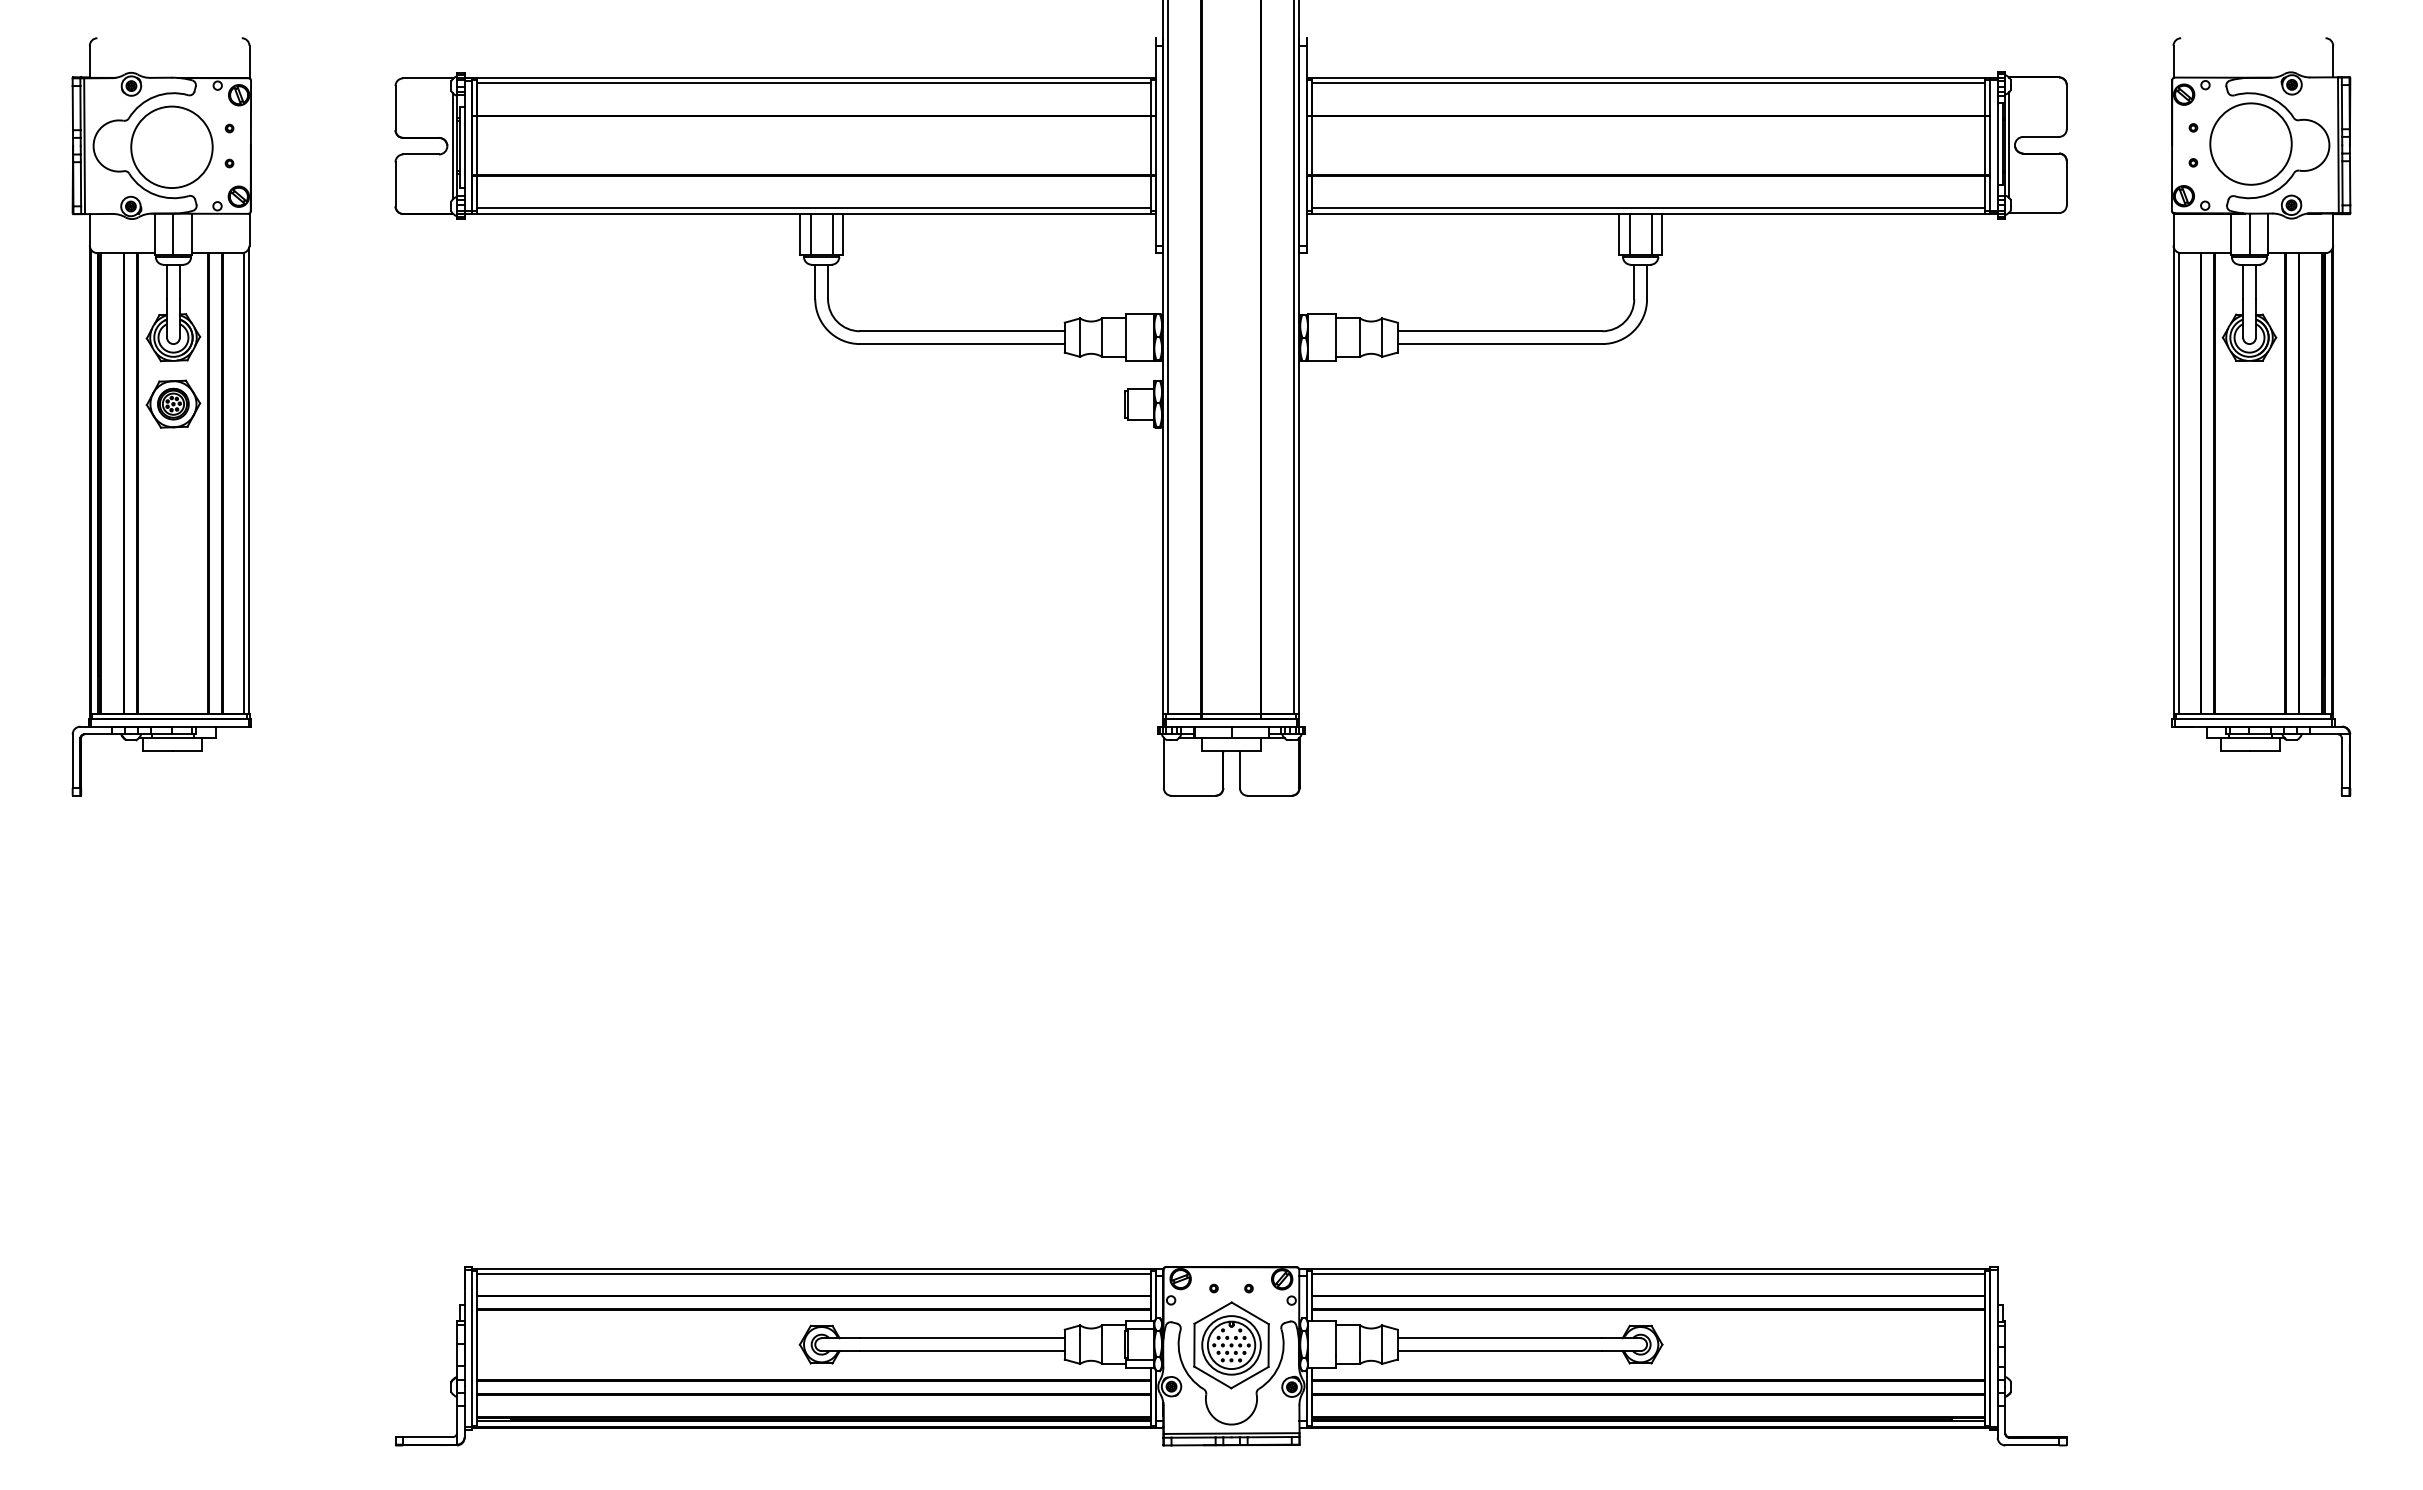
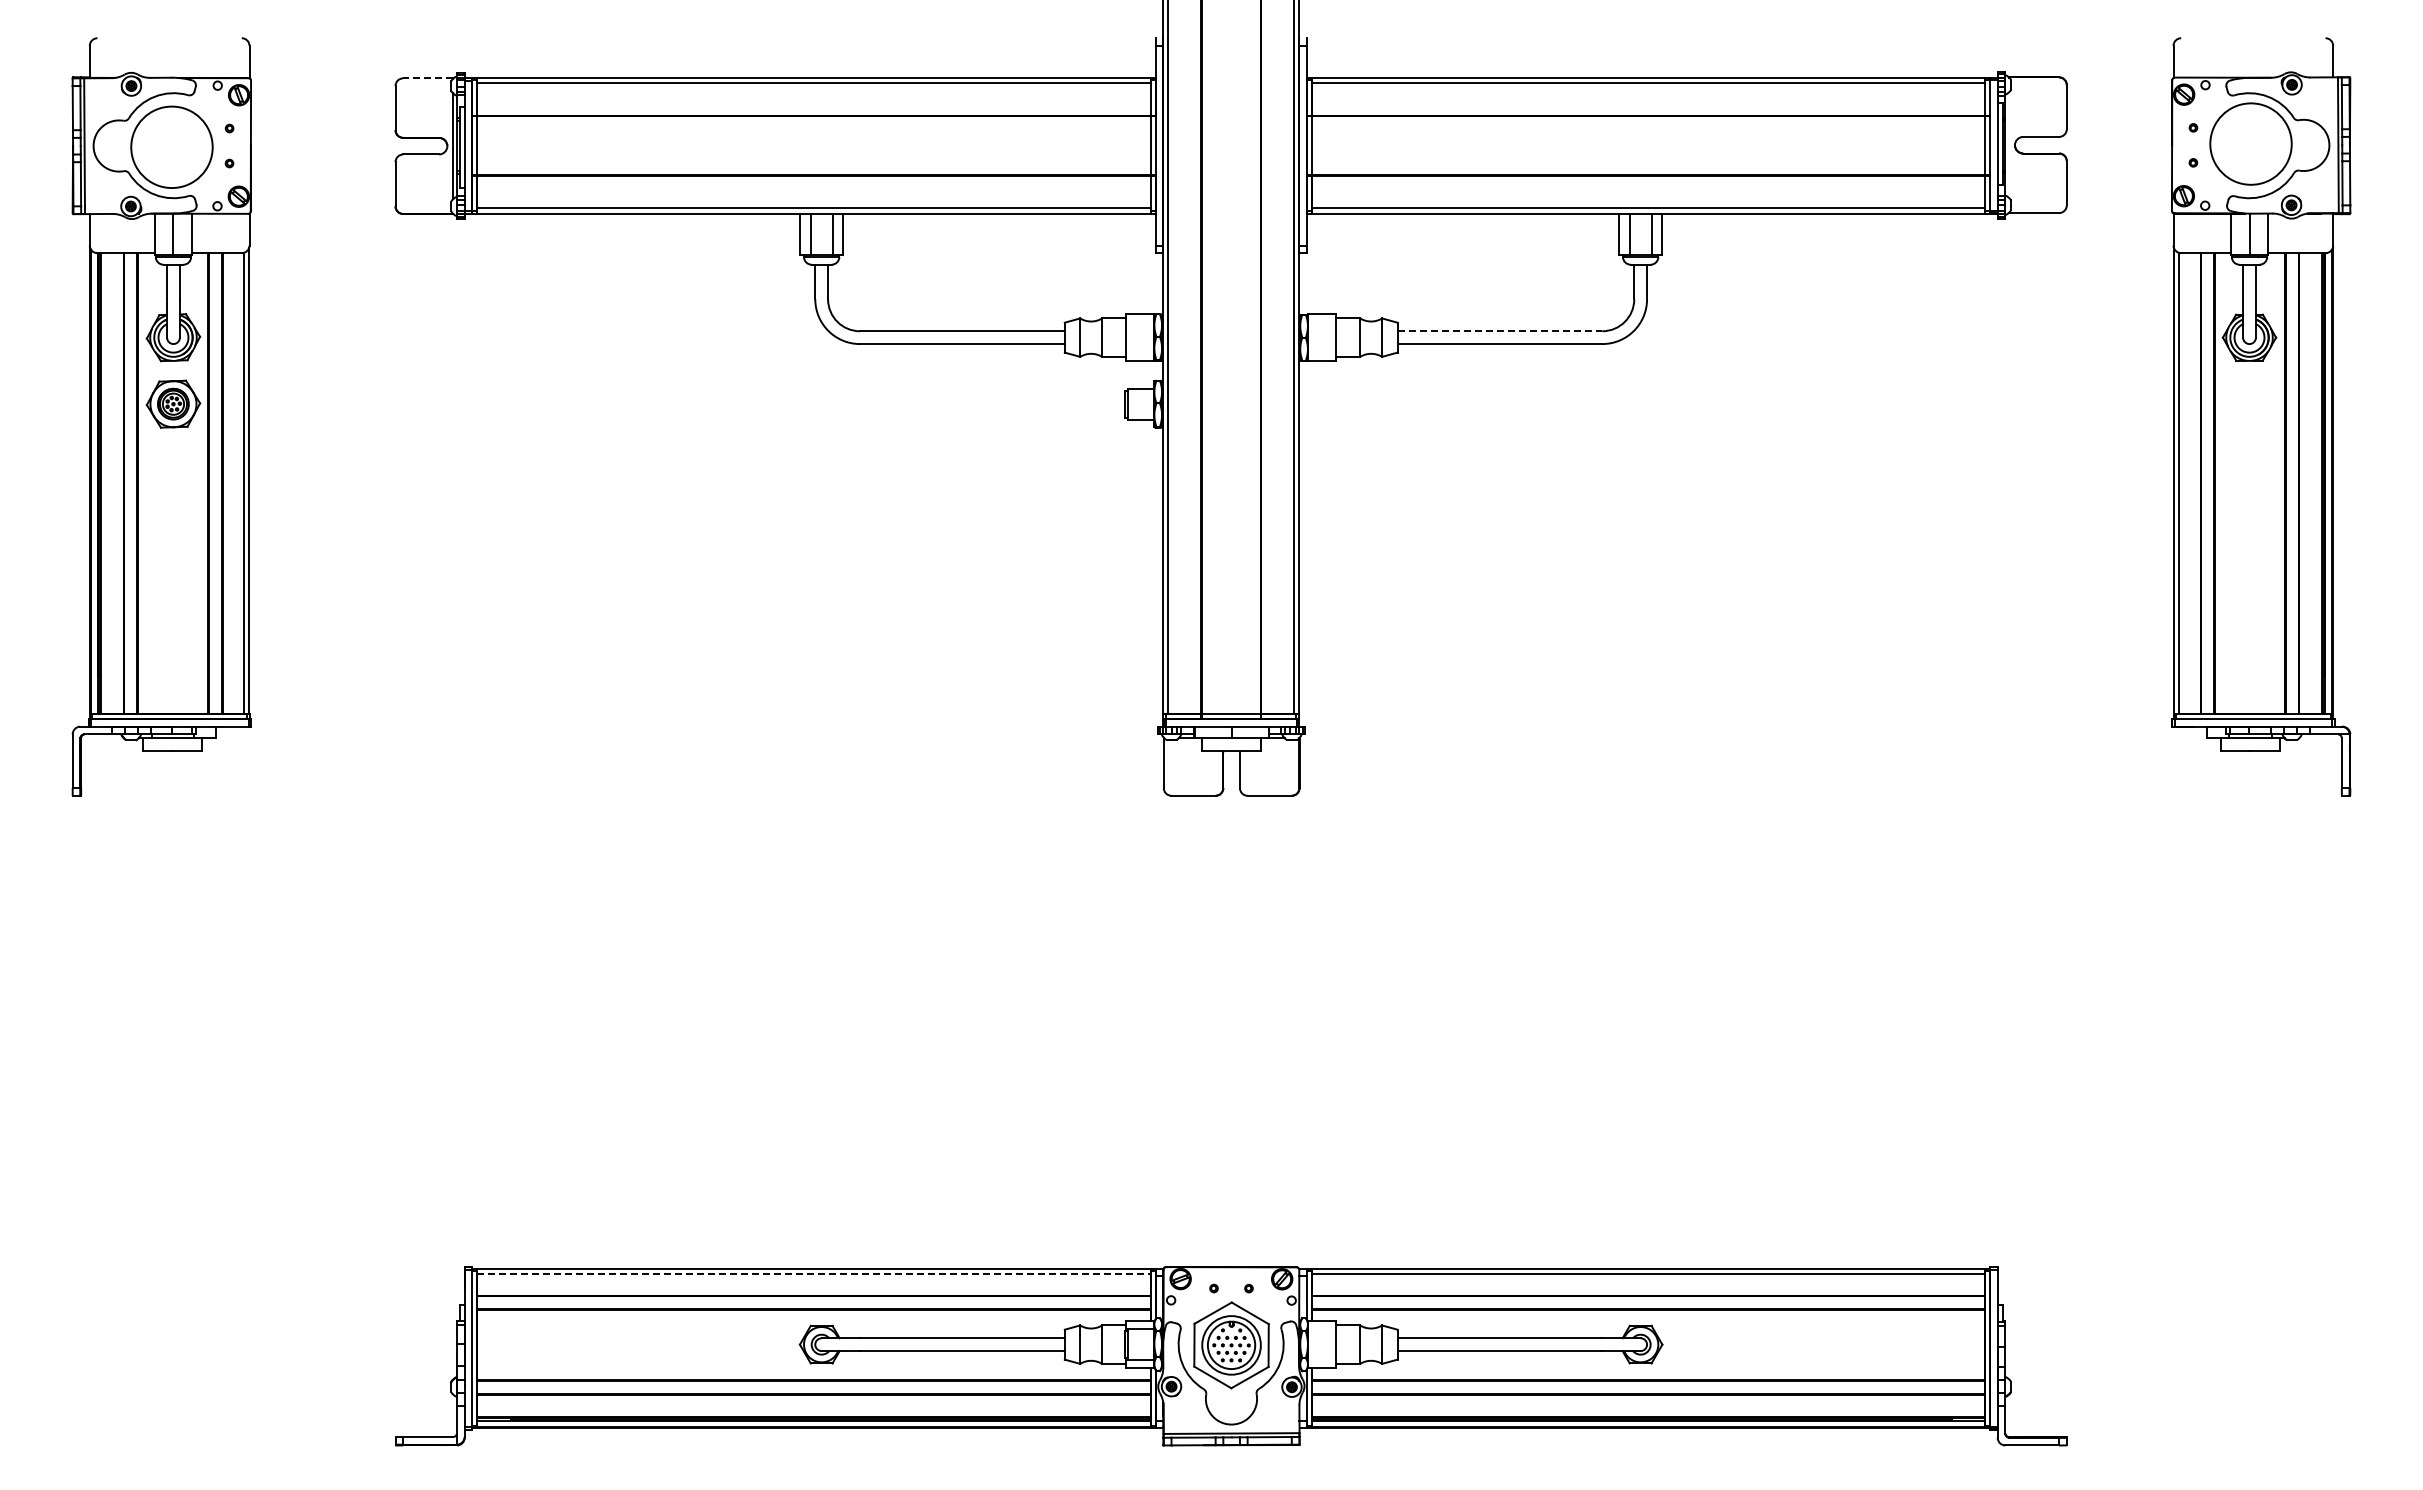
line: solid -> dashed (428, 78)
line: present -> none (2009, 145)
line: solid -> dashed (1500, 331)
line: solid -> dashed (813, 1274)
